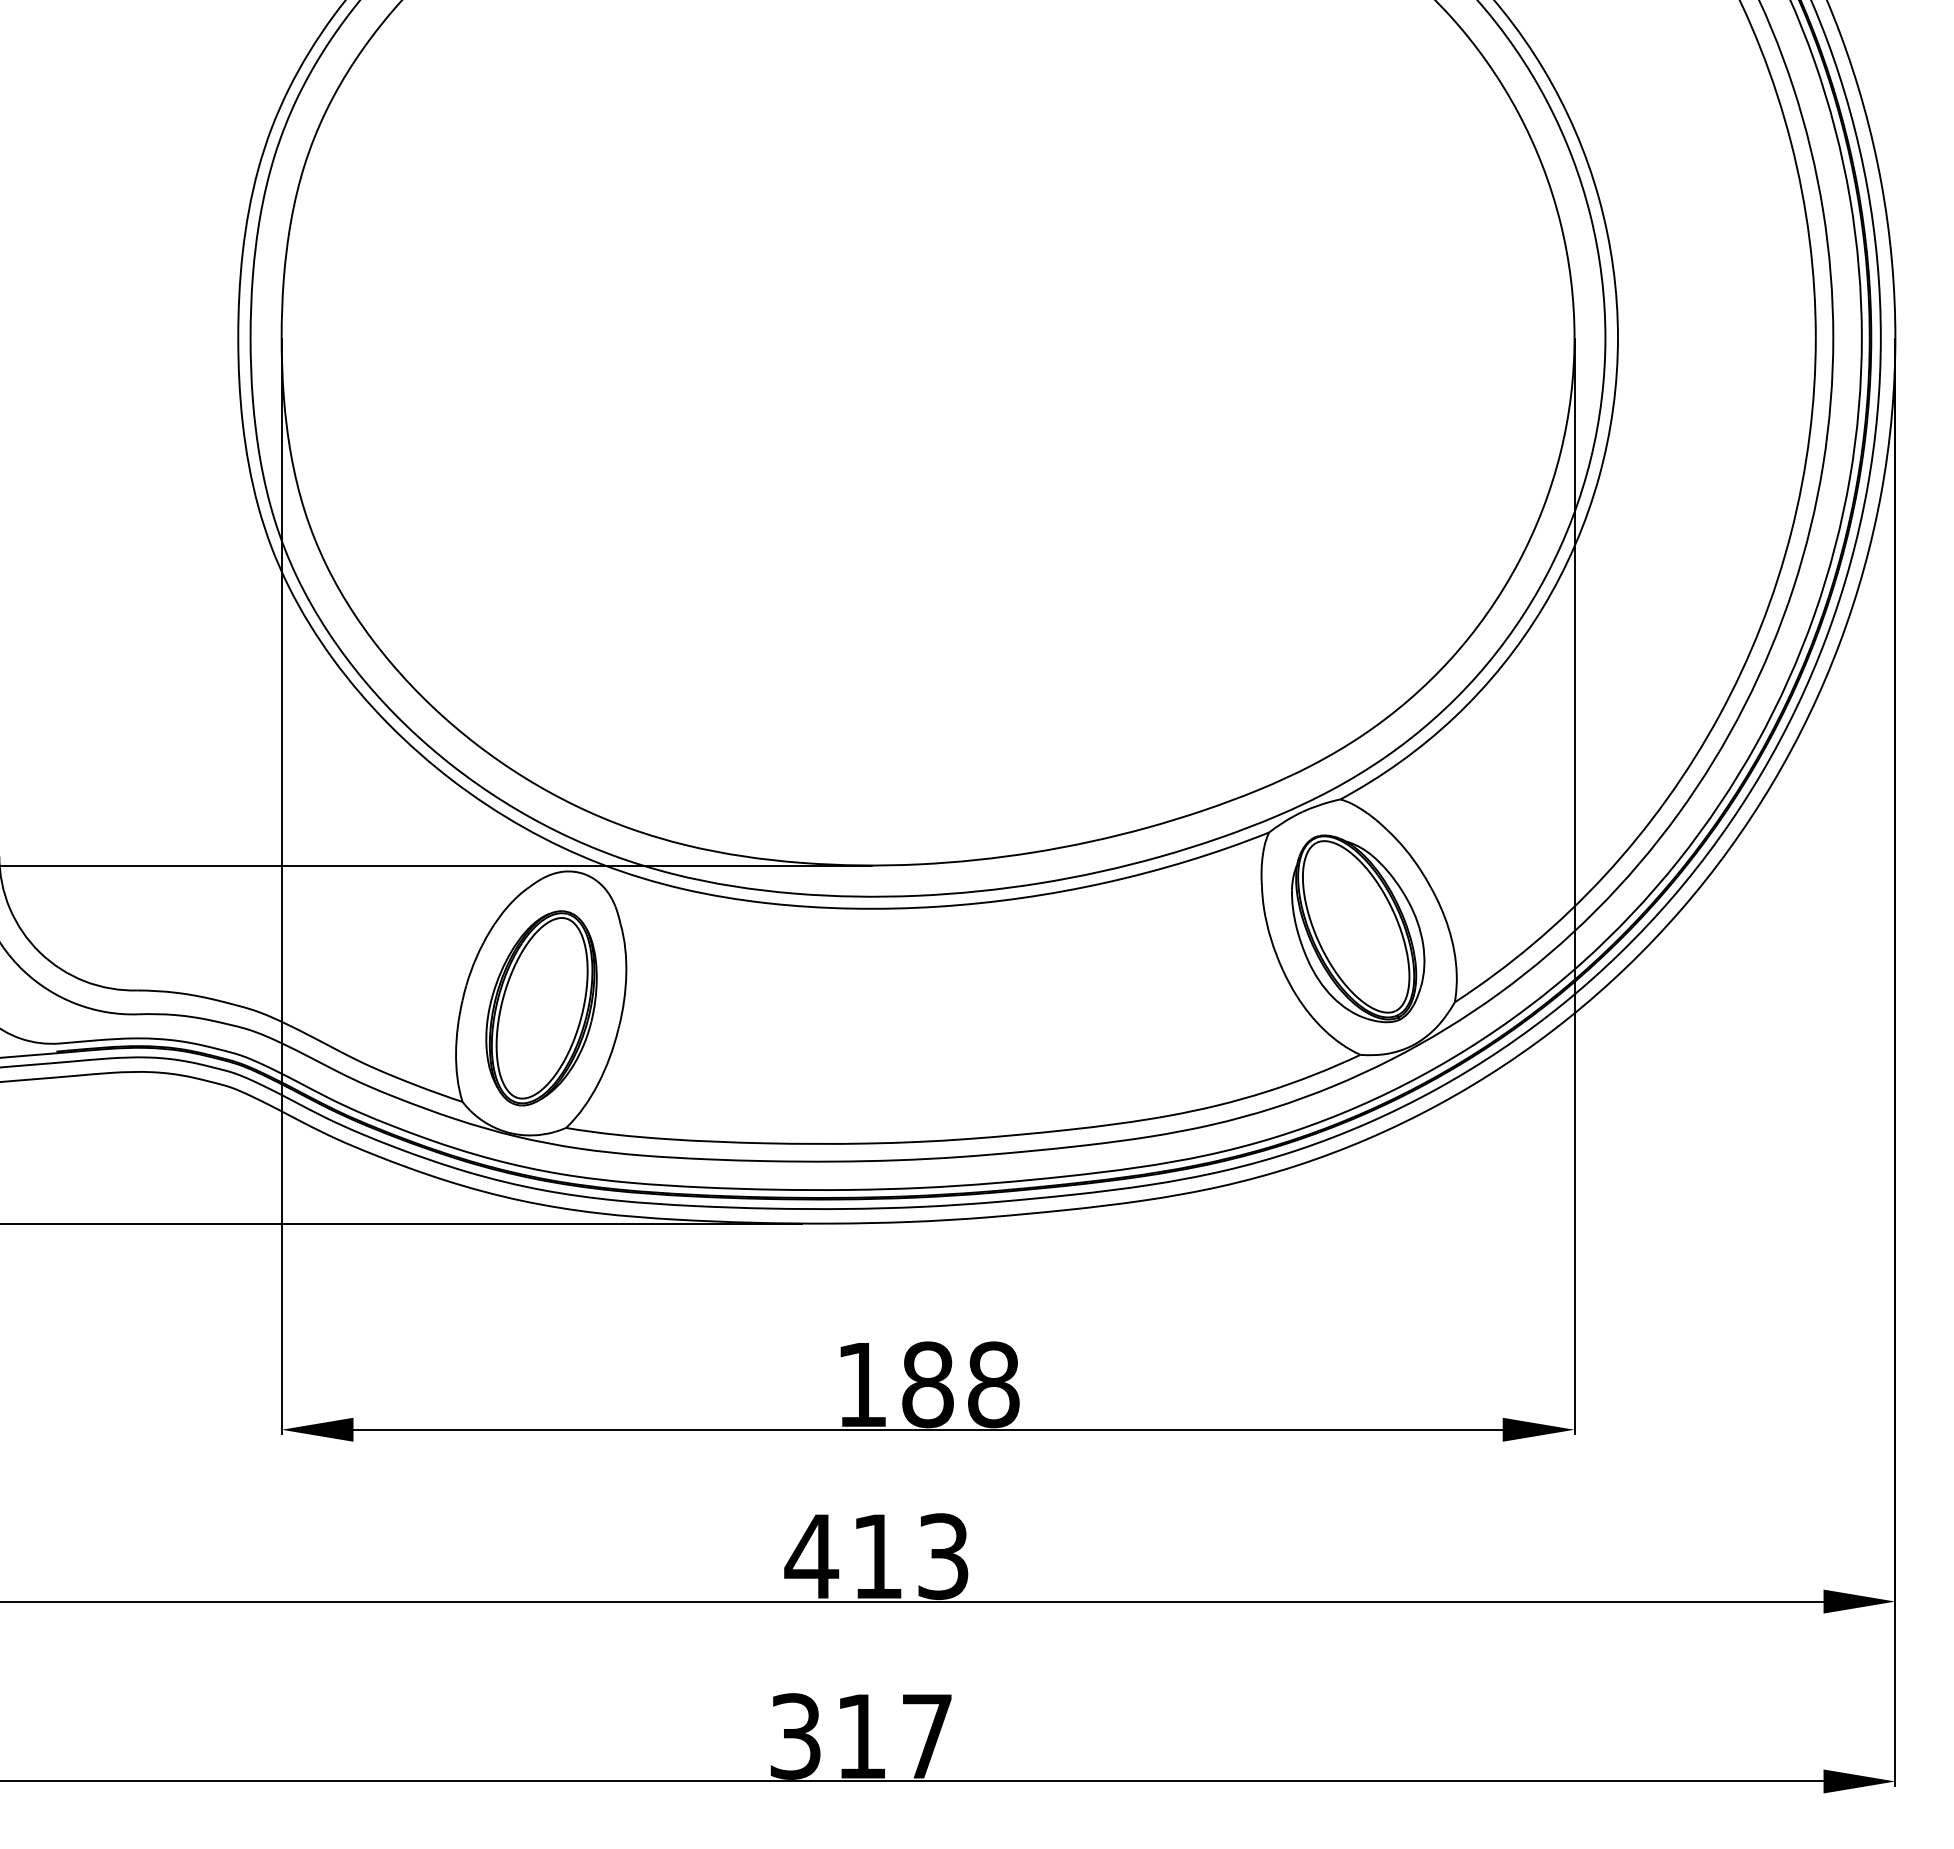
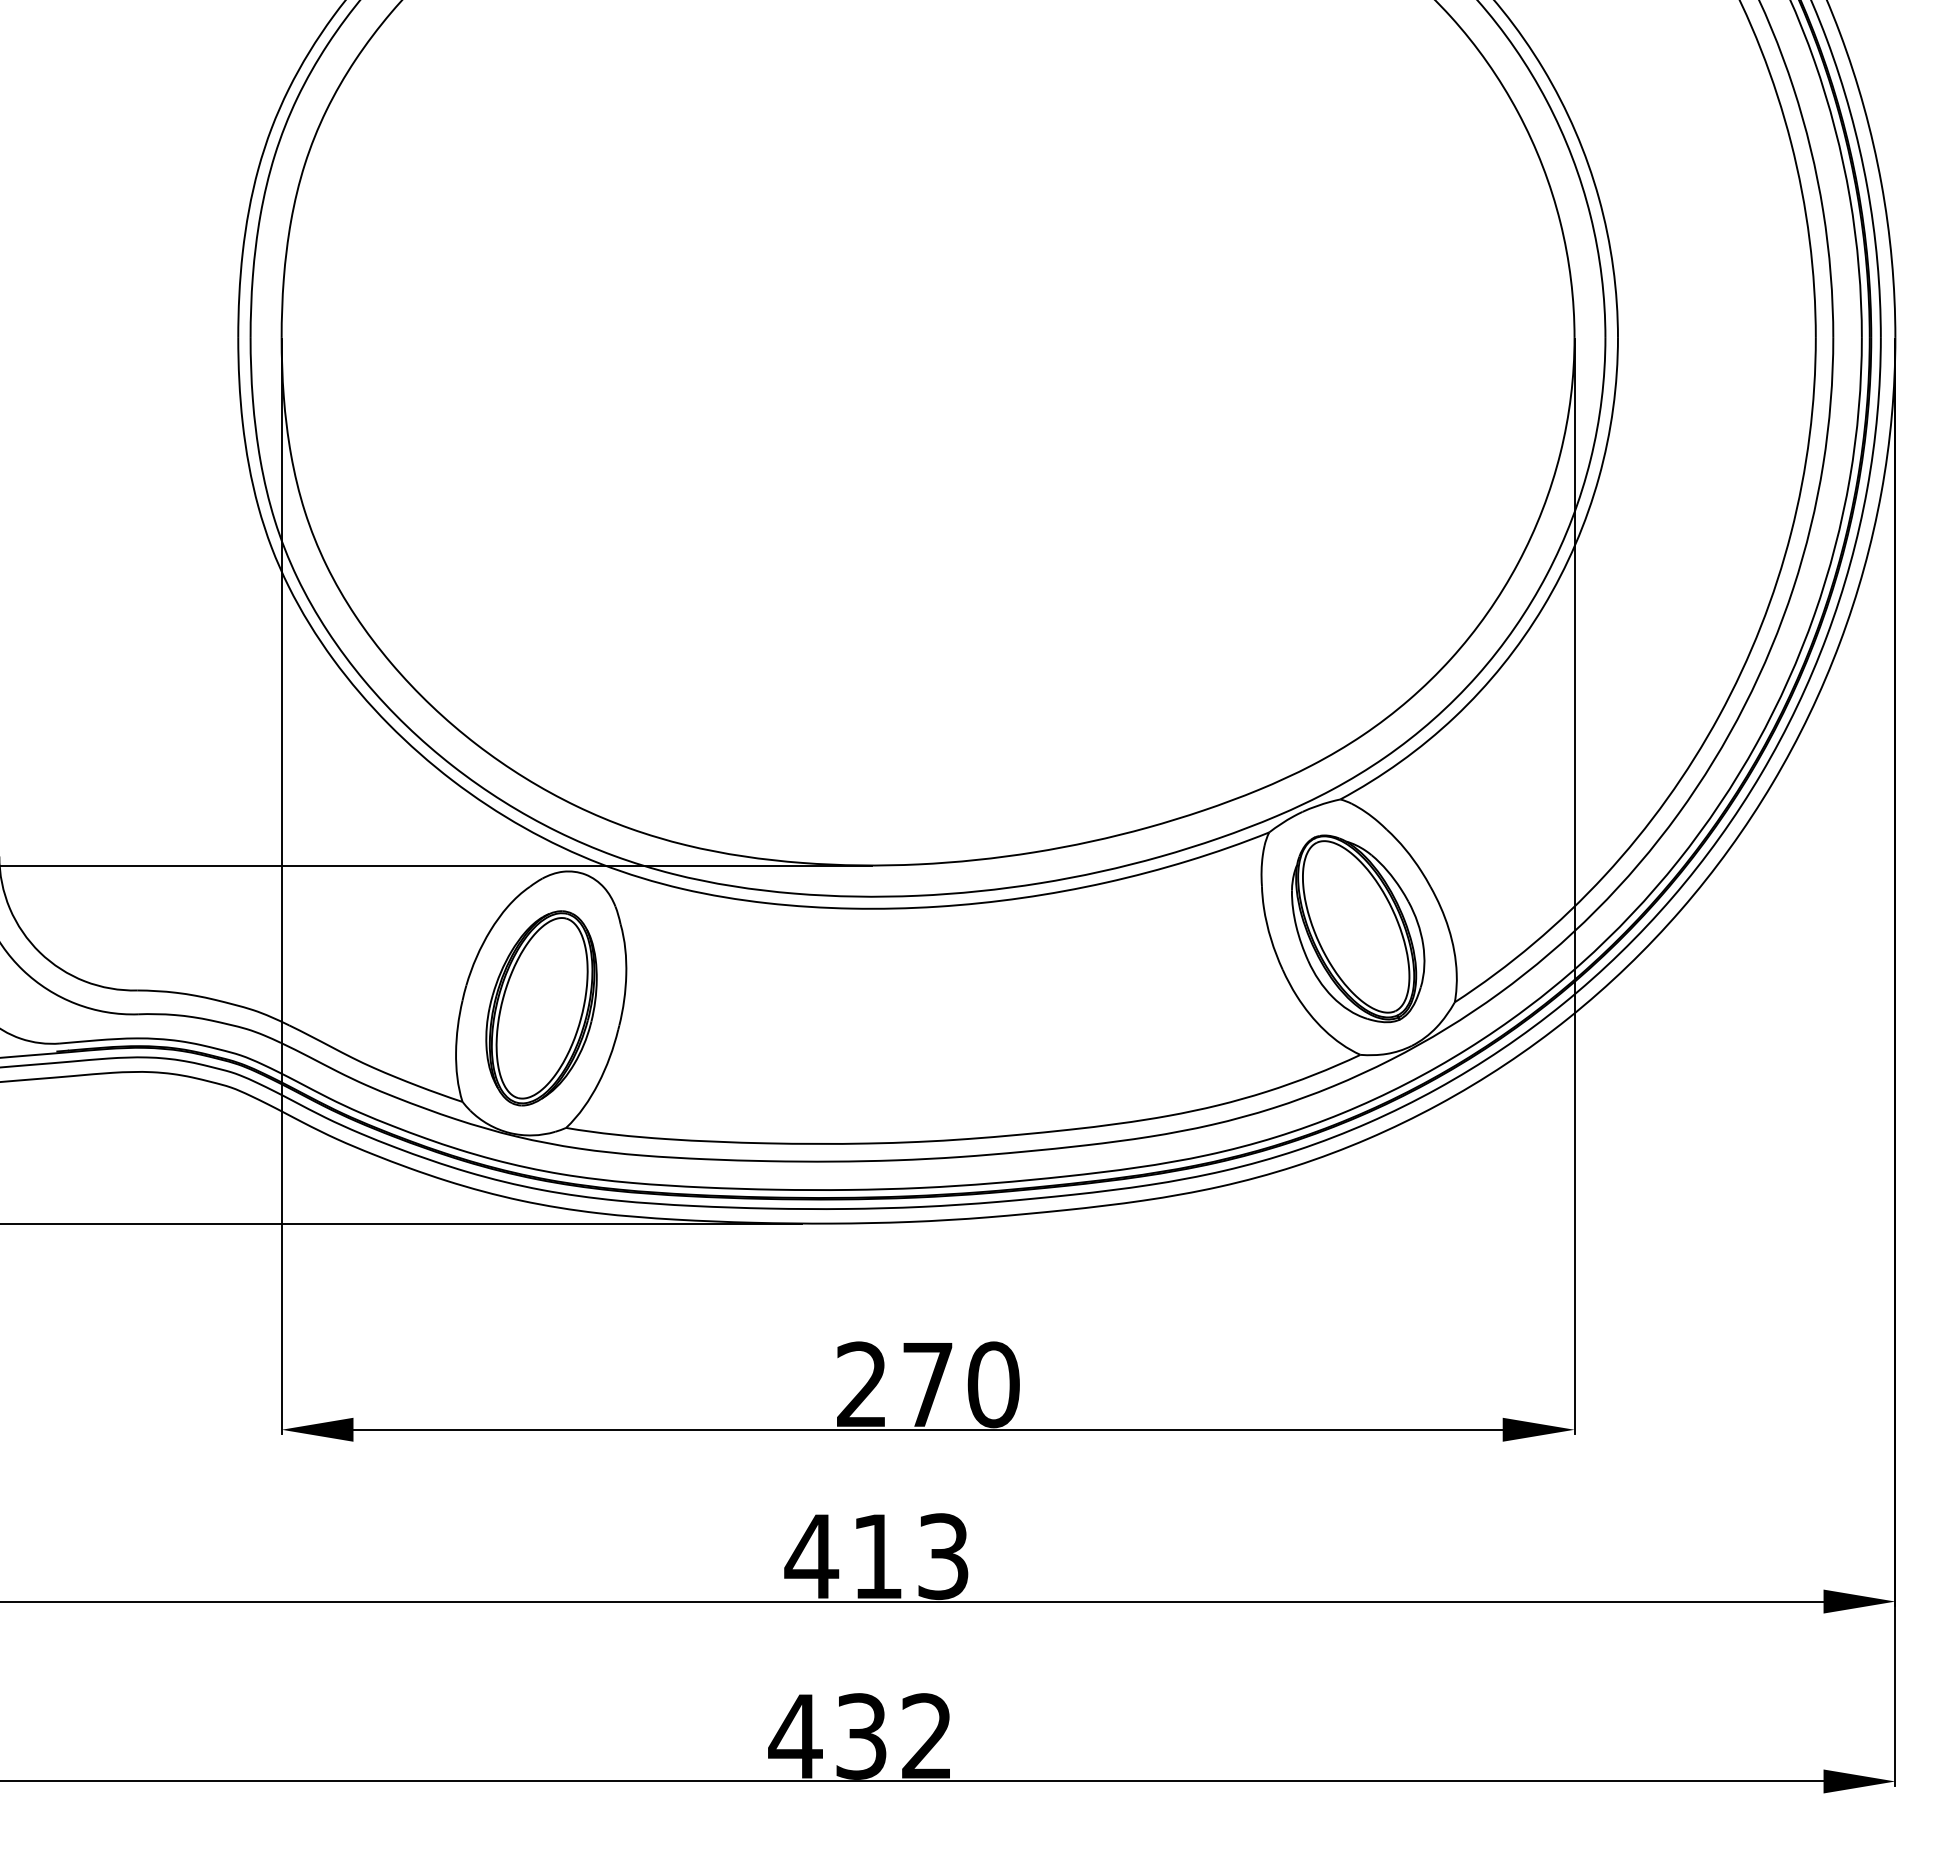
text: 188 -> 270 (928, 1384)
text: 317 -> 432 (859, 1736)
